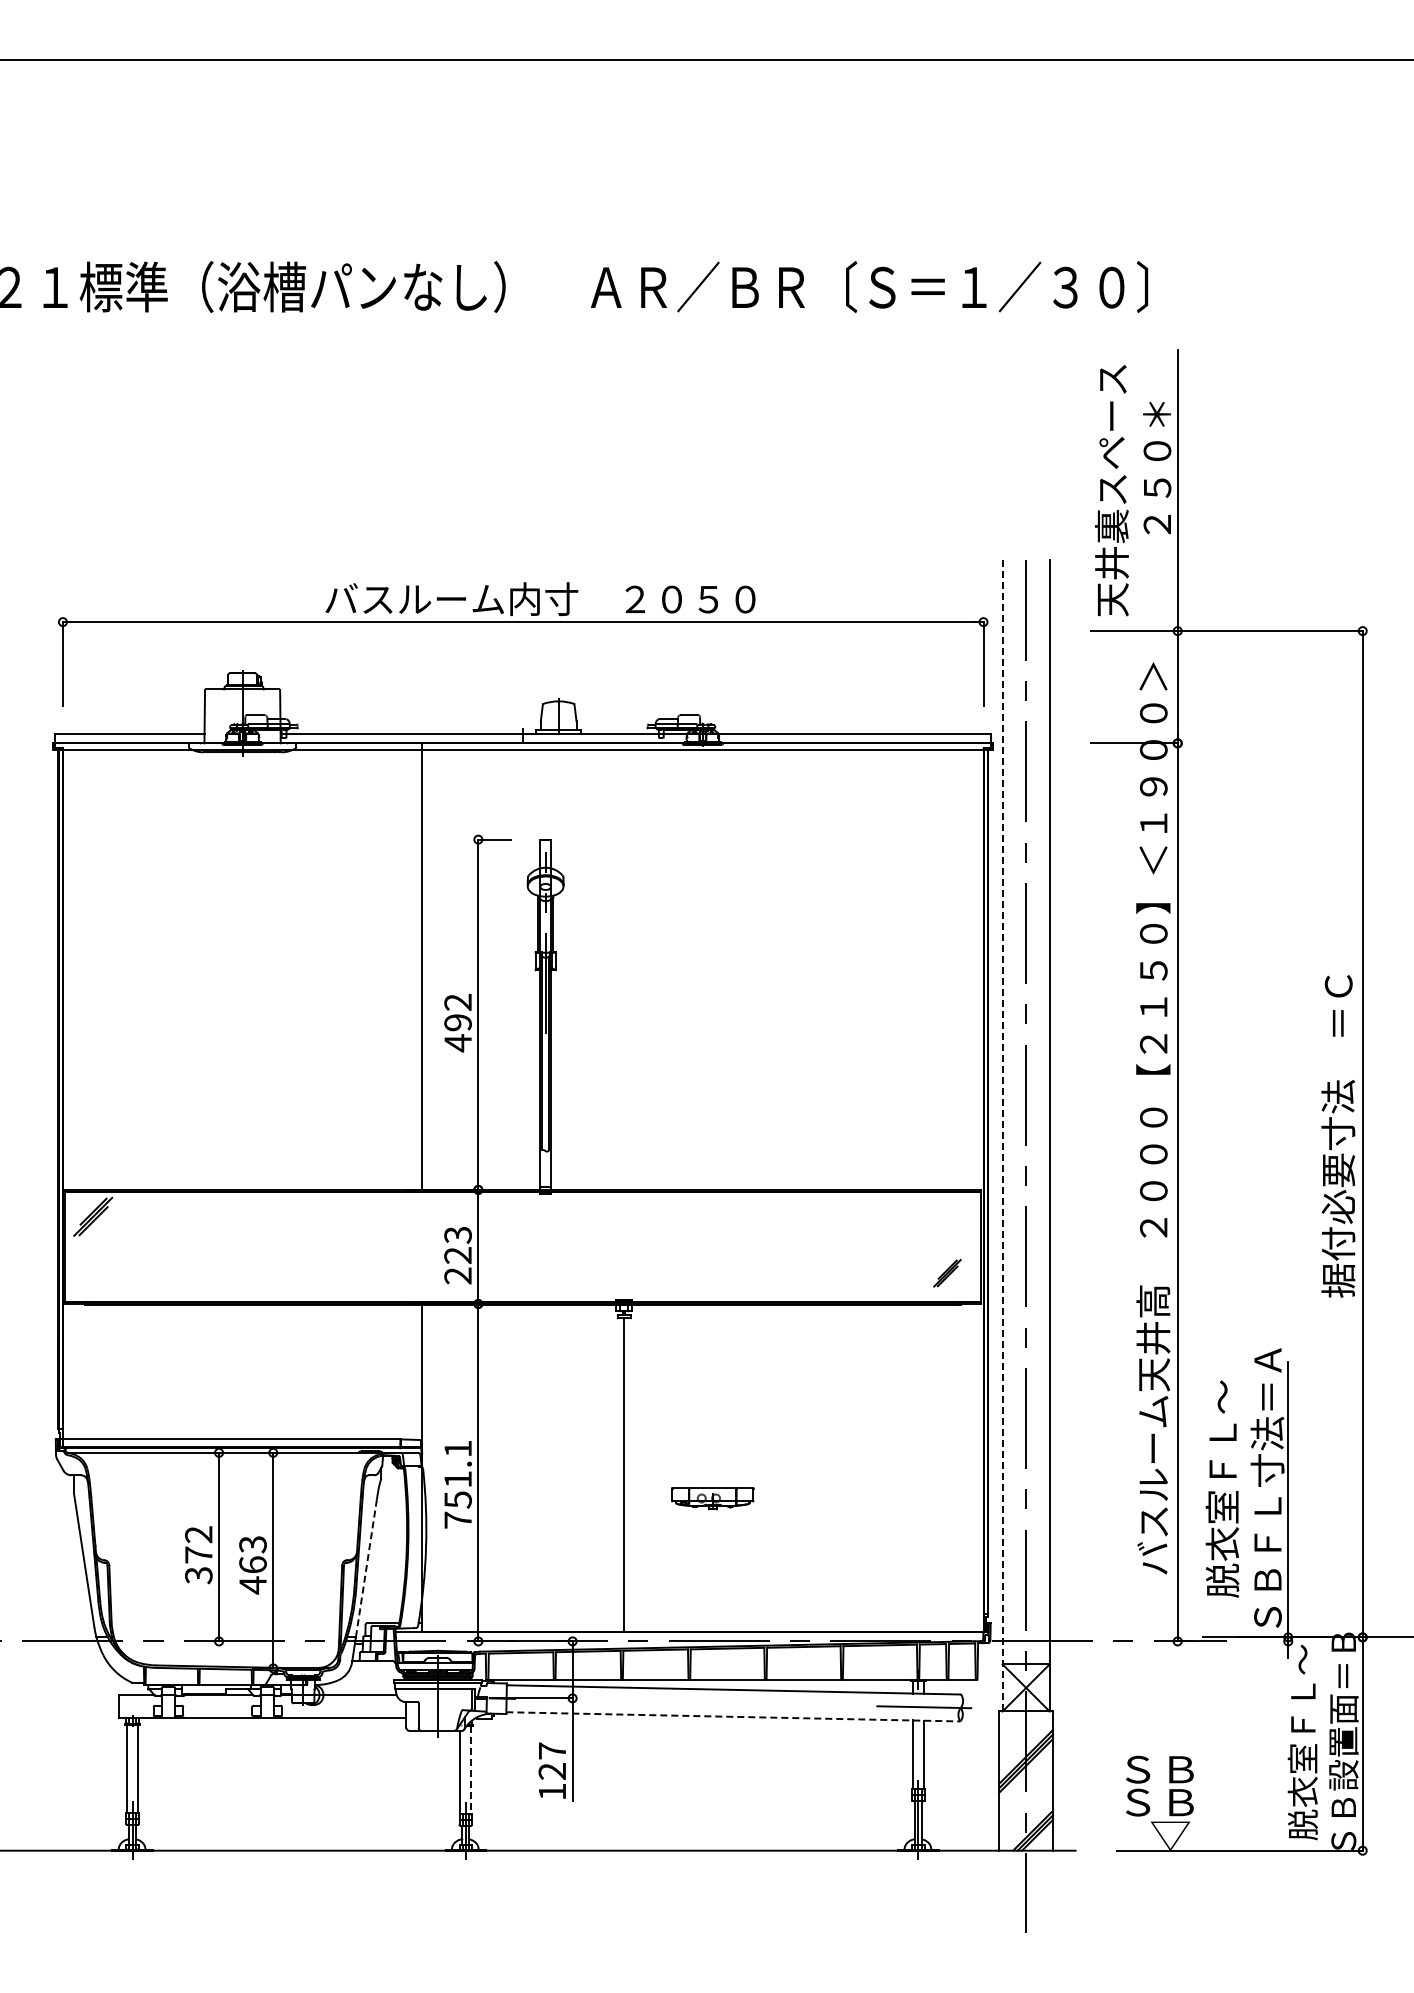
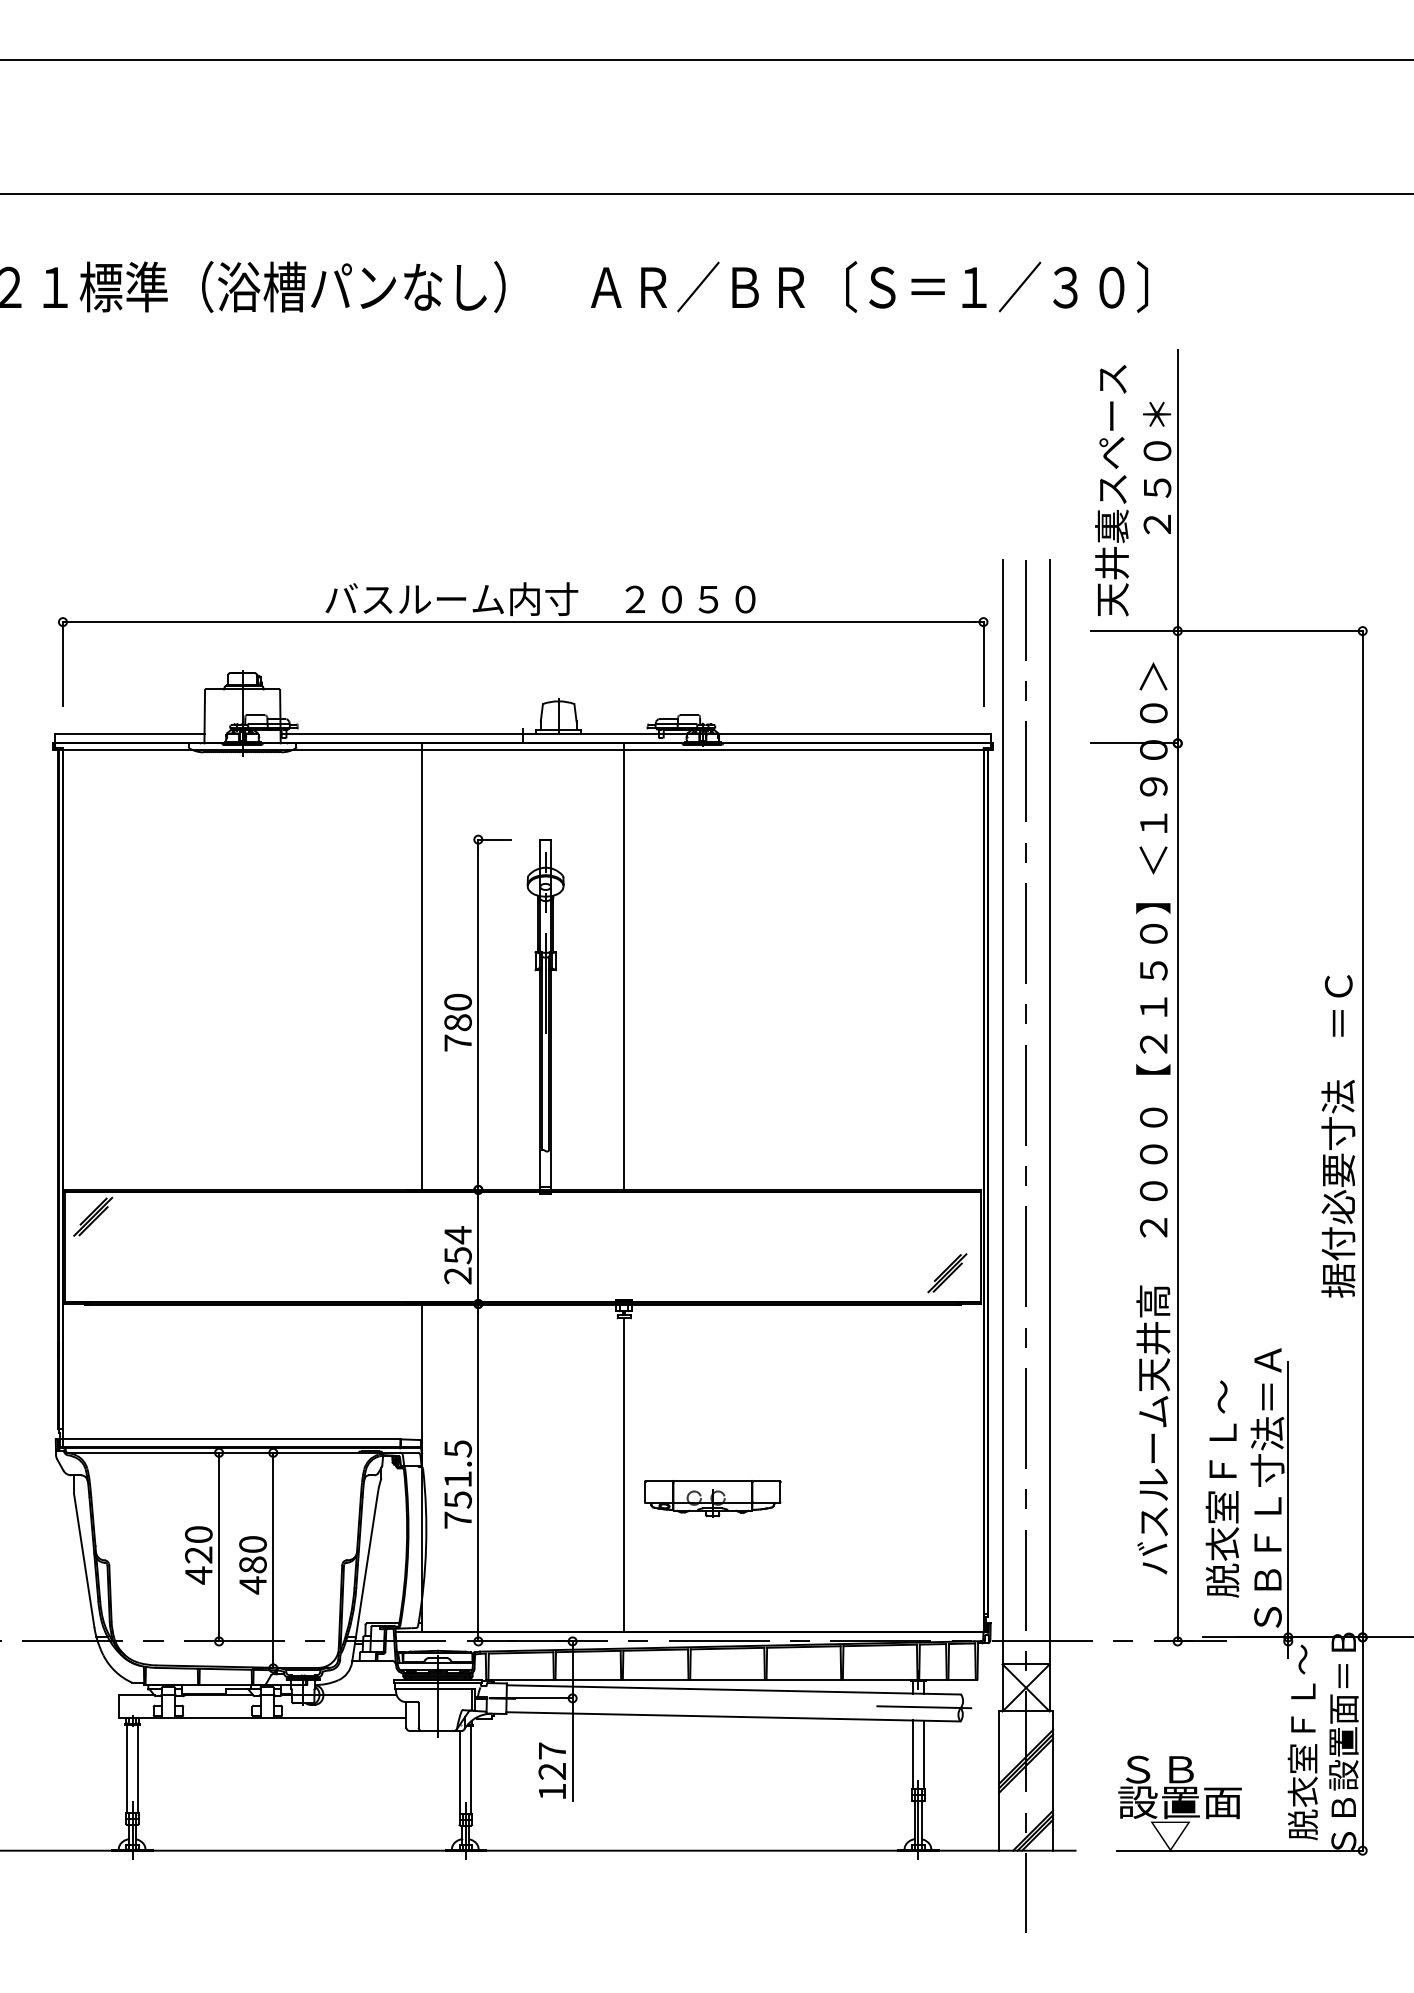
line: none -> present (706, 194)
line: none -> present (624, 966)
text: 492 -> 780 (457, 1022)
line: dashed -> solid (1002, 1135)
text: 223 -> 254 (457, 1245)
part size: 29x29 px -> 41x41 px (947, 1273)
text: 751.1 -> 751.5 (457, 1448)
part size: 84x24 px -> 138x38 px (712, 1498)
text: 463 -> 480 (252, 1554)
text: 372 -> 420 (198, 1555)
line: dashed -> solid (366, 1568)
line: dashed -> solid (733, 1716)
line: dashed -> solid (471, 1770)
text: ＳＢ -> 設置面 (1179, 1802)
